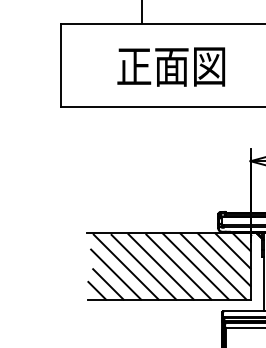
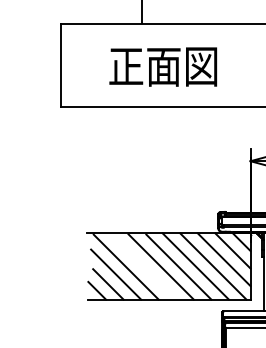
text position: (171, 66) -> (163, 66) (163, 66)
line: present -> none (143, 266)
